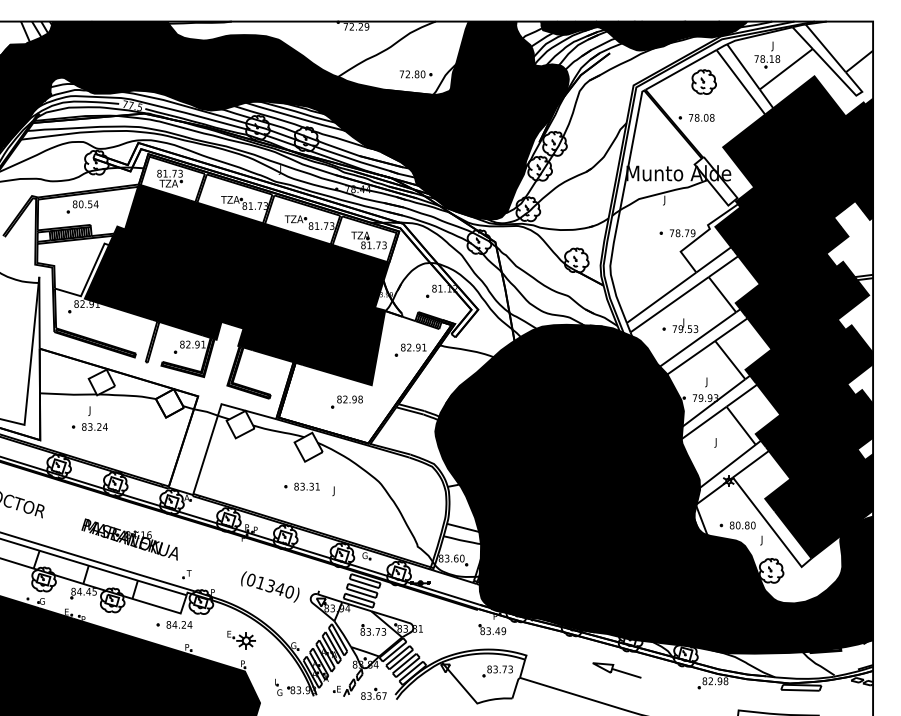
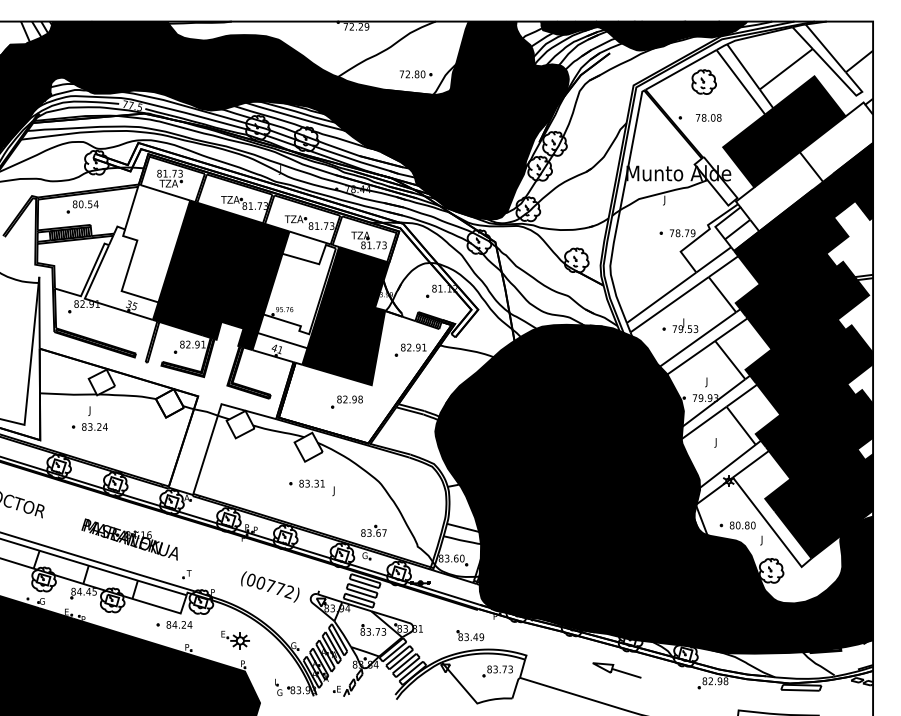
part: present -> none (767, 54)
text position: (701, 117) -> (708, 117) (708, 117)
fill: present -> none (794, 174)
fill: present -> none (137, 251)
fill: present -> none (295, 297)
part position: (301, 486) -> (306, 483) (306, 483)
text: (01340) -> (00772) (275, 587)
part position: (492, 629) -> (470, 635) (470, 635)
part position: (241, 639) -> (235, 639) (235, 639)
part position: (373, 693) -> (373, 530) (373, 530)
